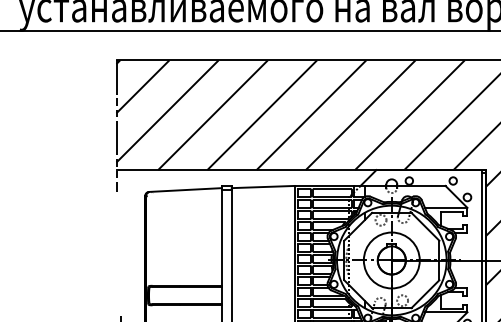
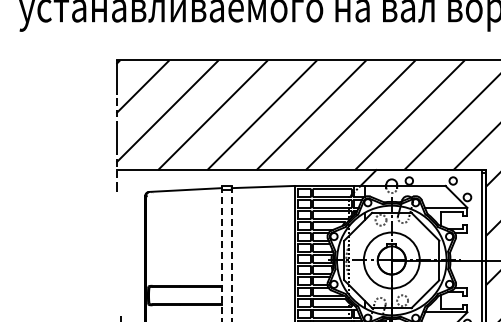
line: present -> none (249, 31)
line: solid -> dashed (221, 253)
line: solid -> dashed (231, 253)
